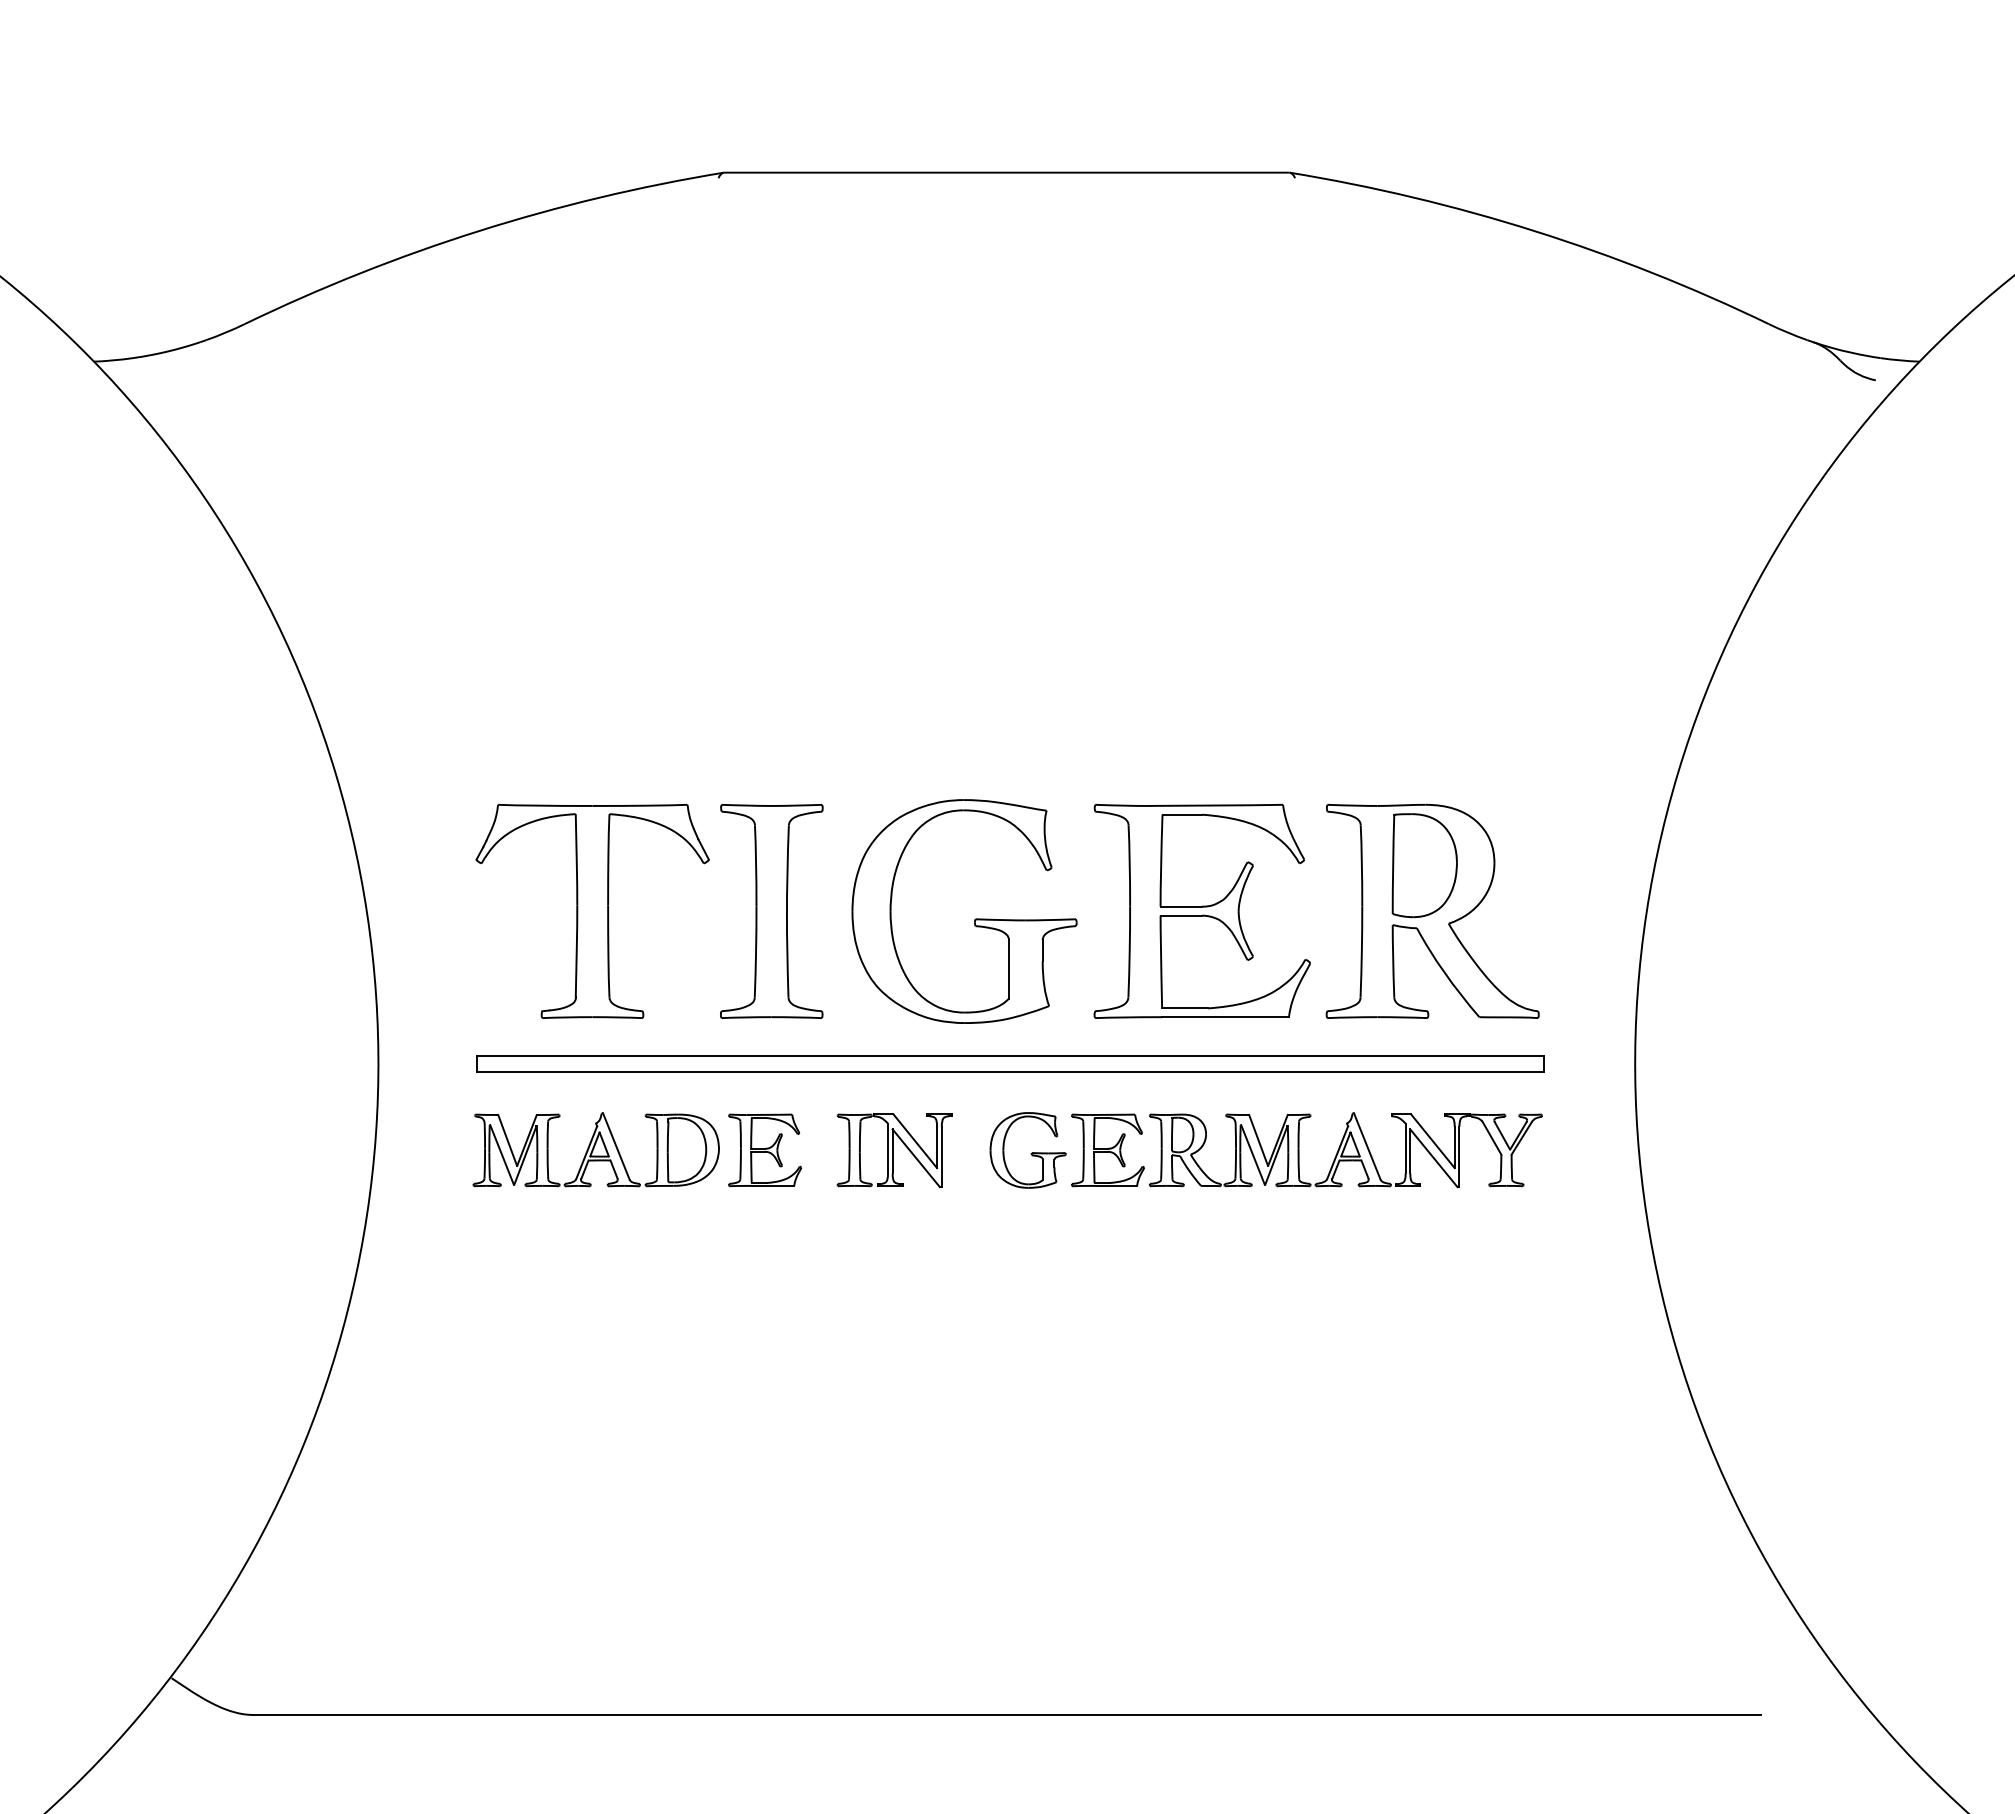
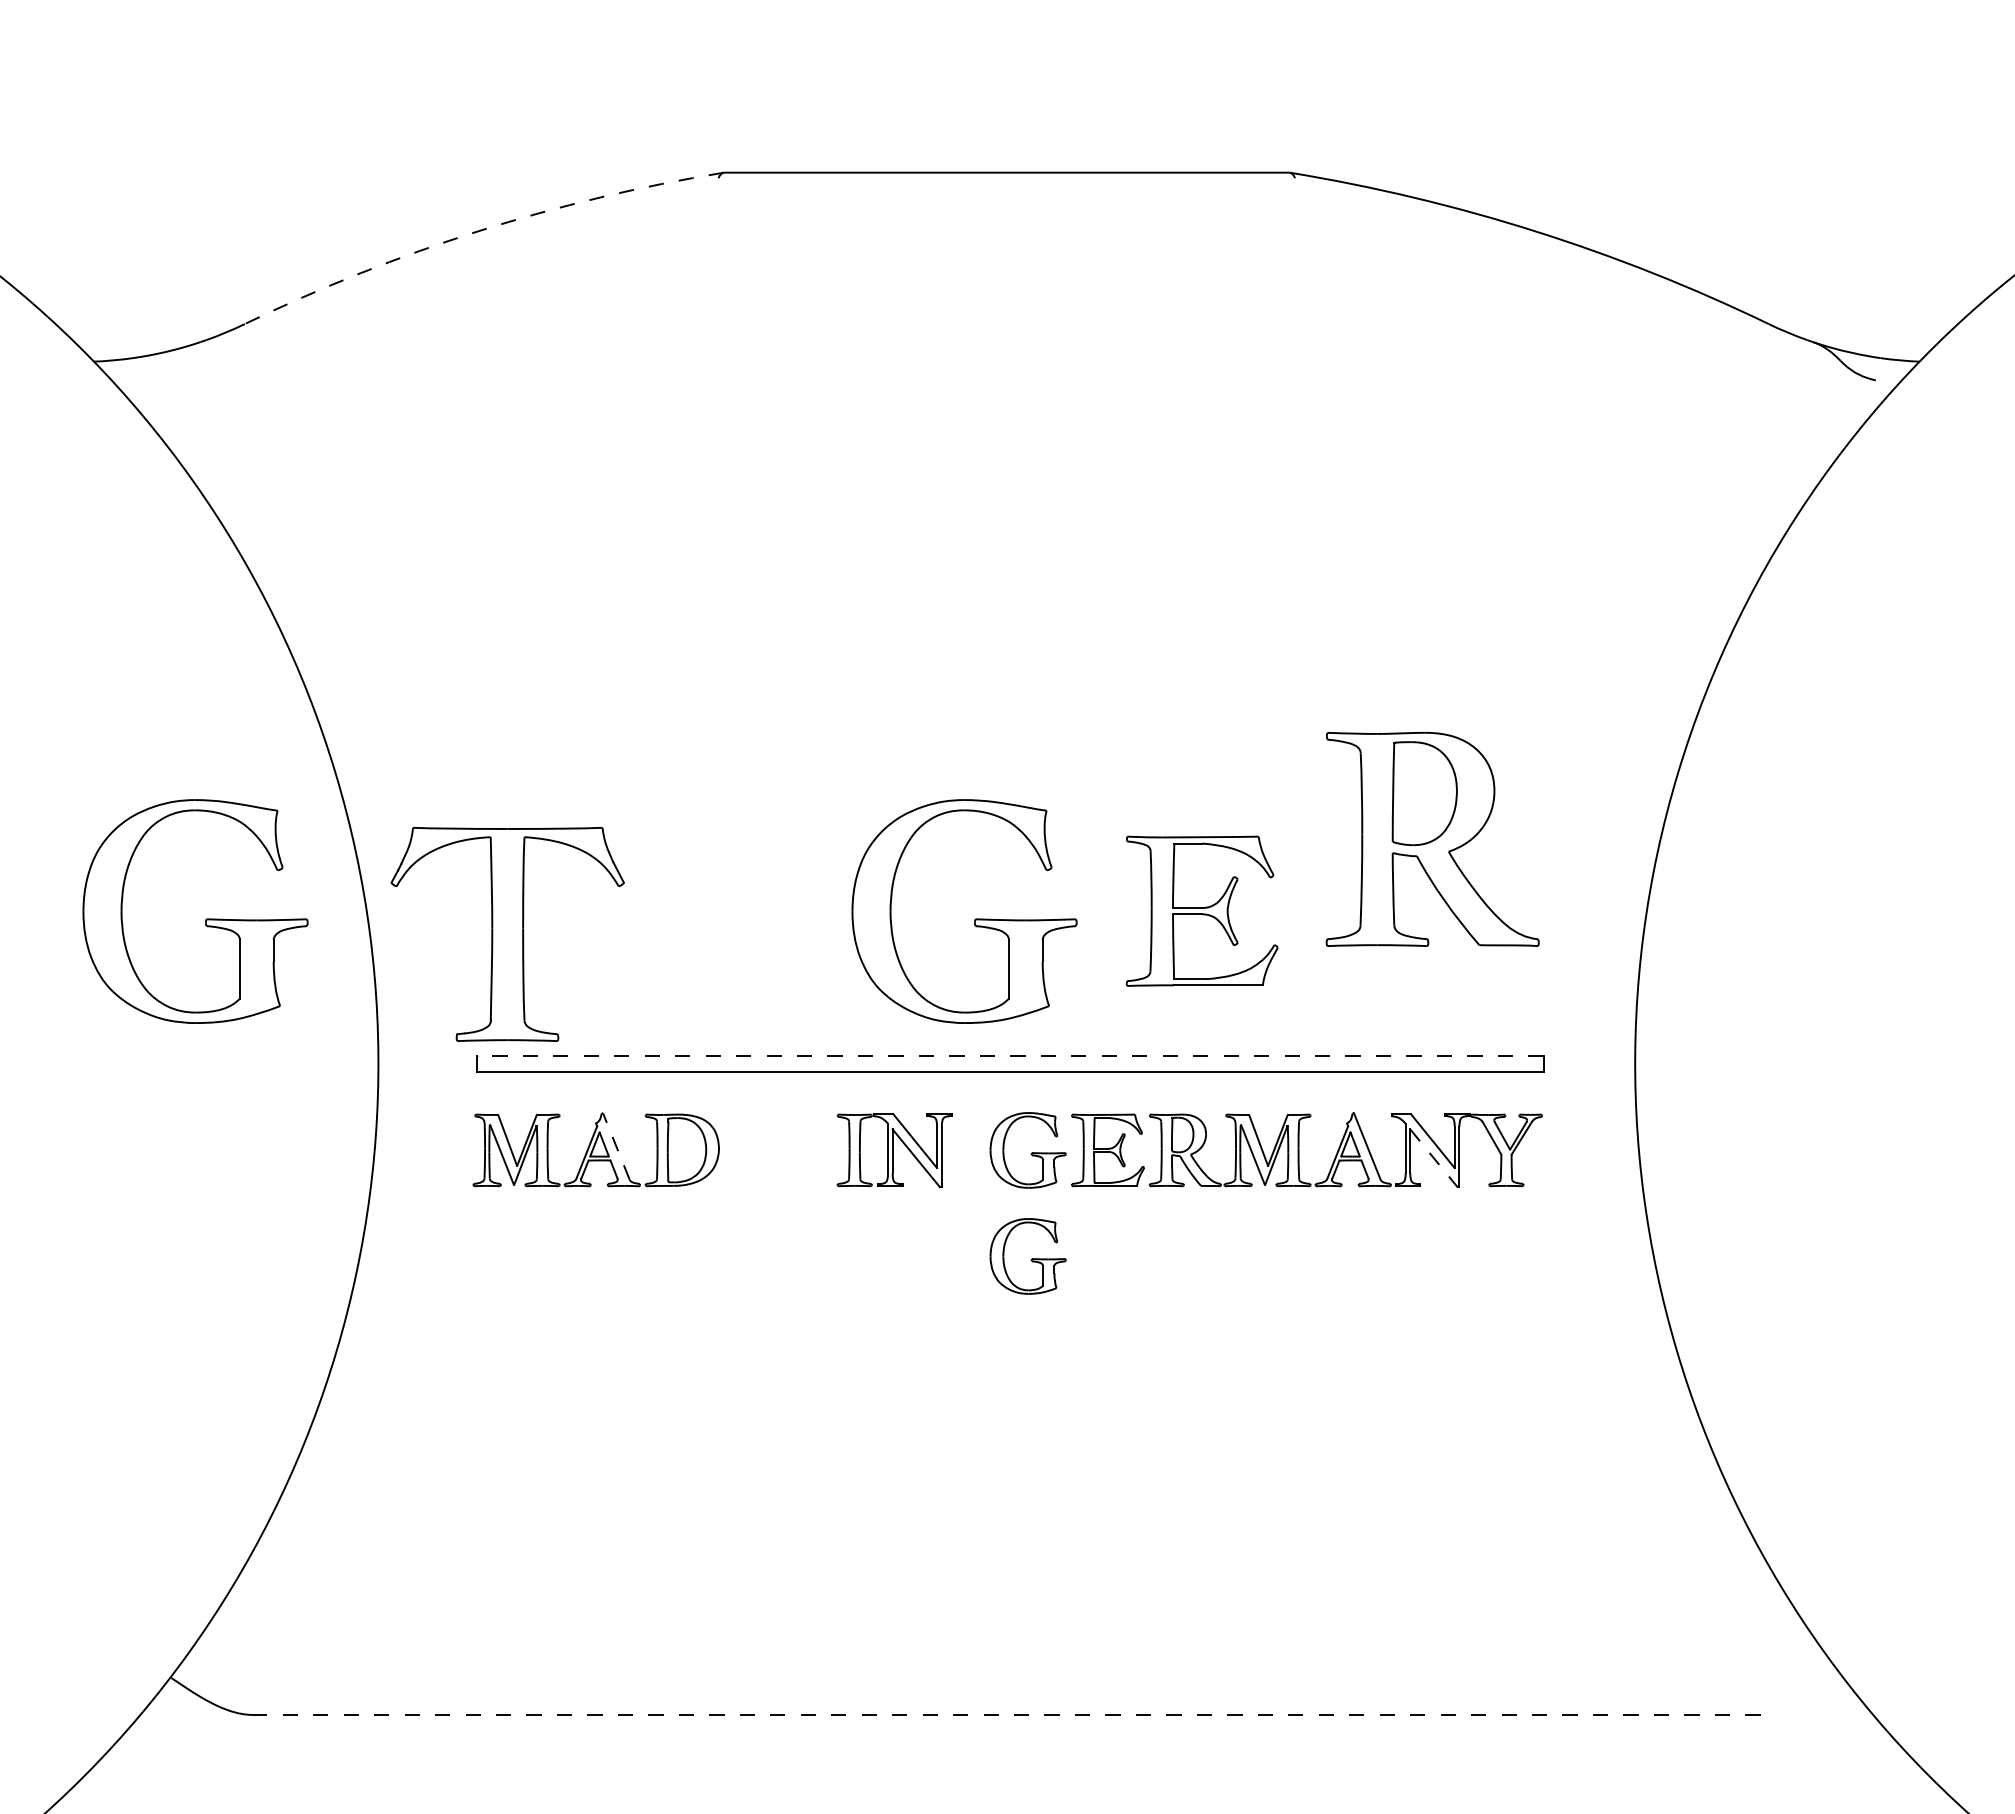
arc: solid -> dashed (478, 231)
part size: 218x216 px -> 154x152 px (1201, 910)
part position: (1432, 910) -> (1432, 838) (1432, 838)
part position: (592, 911) -> (507, 934) (507, 934)
part: present -> none (771, 911)
part: none -> present (205, 919)
line: solid -> dashed (1009, 1056)
line: solid -> dashed (616, 1146)
part: present -> none (765, 1150)
line: solid -> dashed (1434, 1158)
part: none -> present (1027, 1256)
line: solid -> dashed (1006, 1714)
